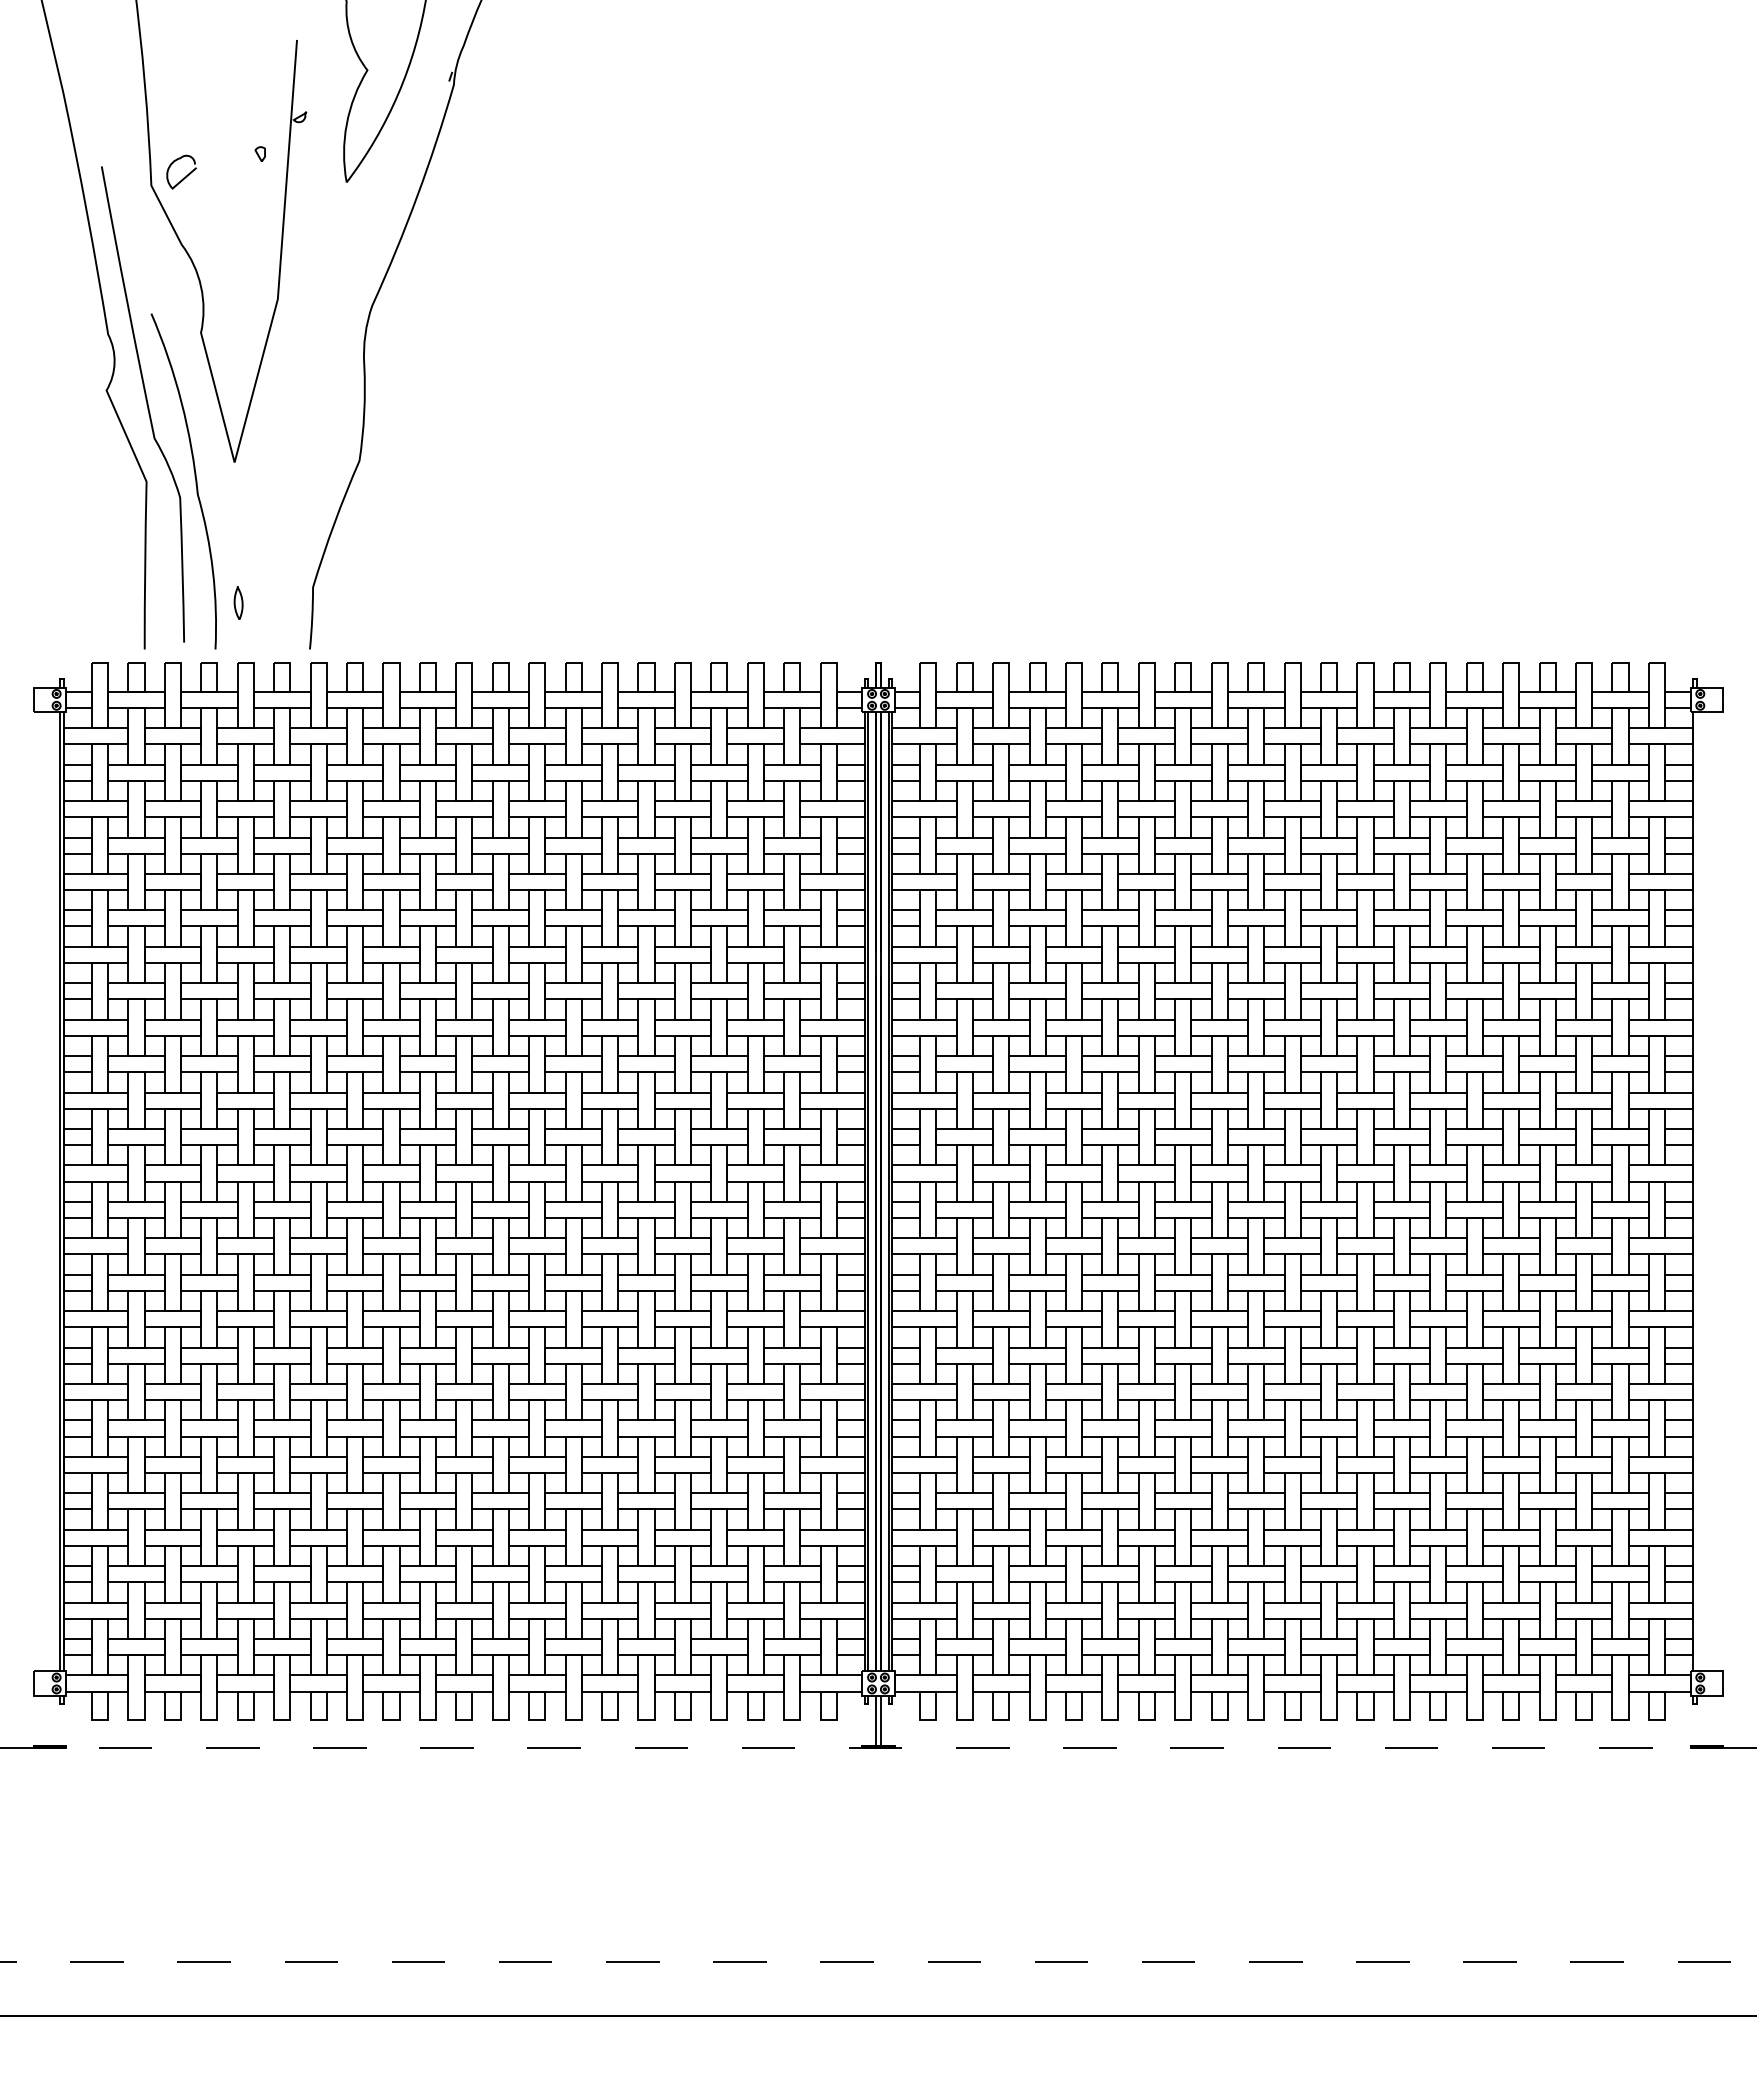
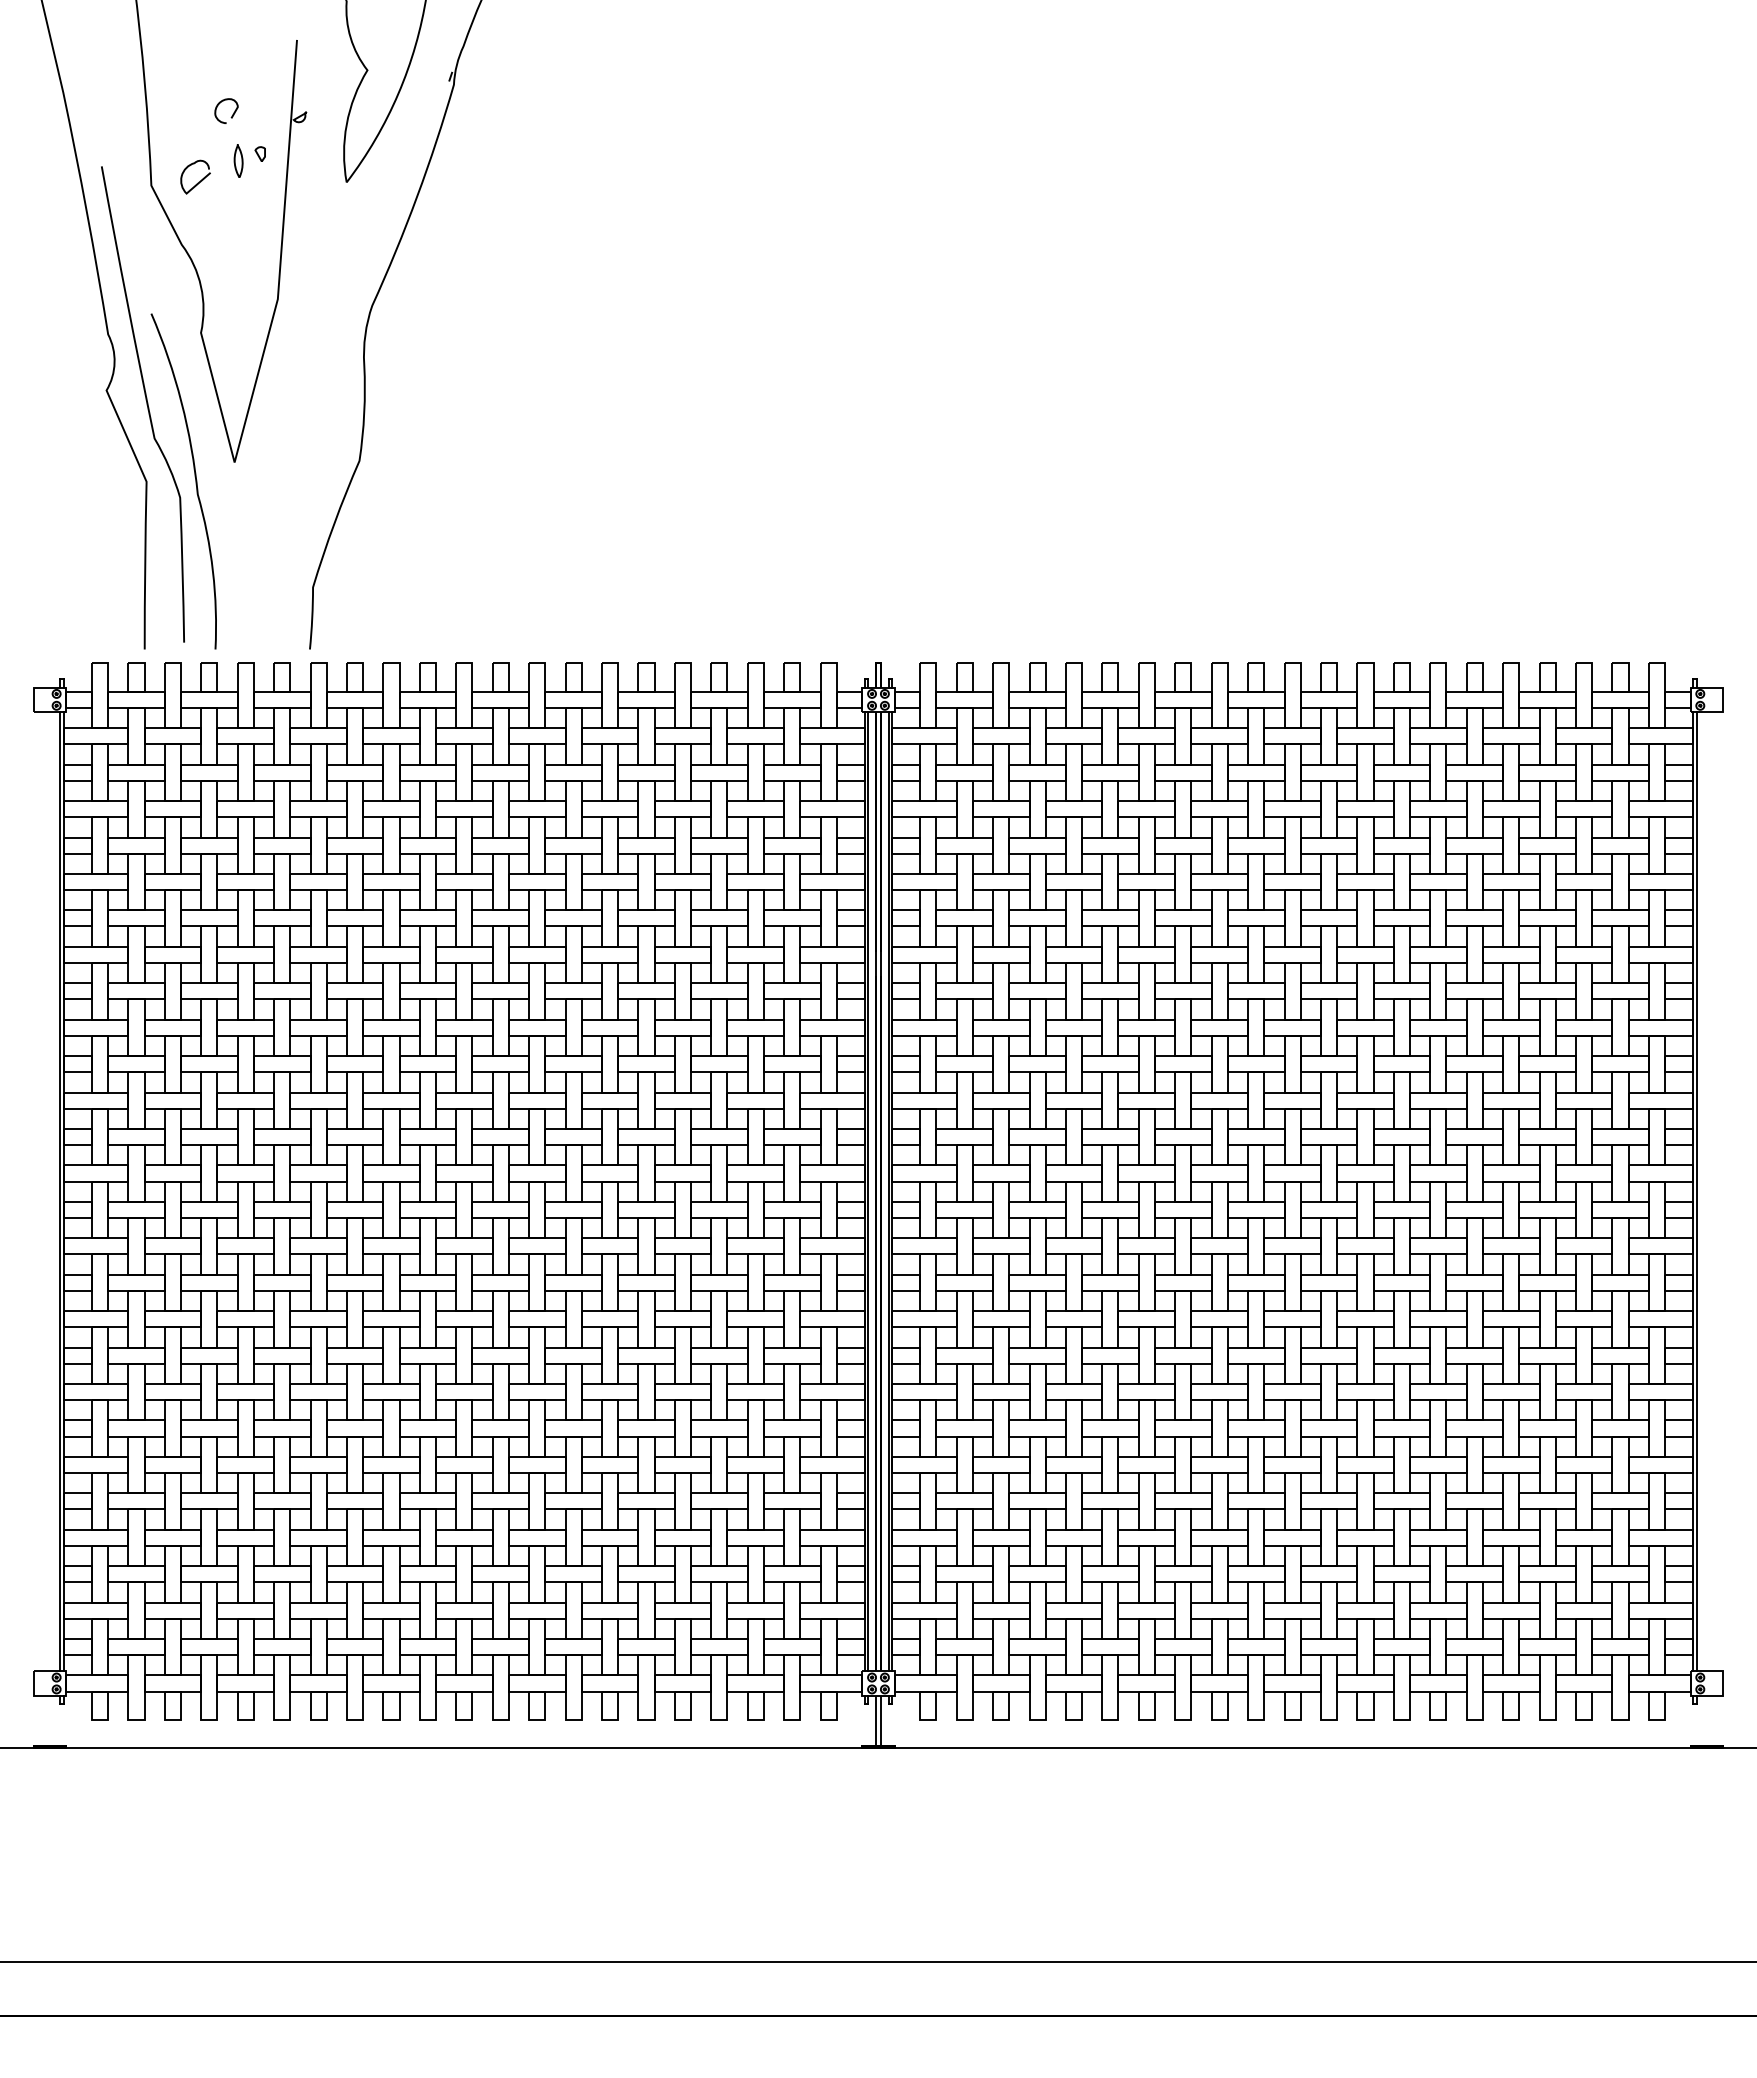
curve: none -> present (232, 114)
curve position: (183, 177) -> (197, 182) (197, 182)
curve position: (235, 602) -> (235, 160) (235, 160)
line: none -> present (1696, 1191)
line: dashed -> solid (879, 1747)
line: dashed -> solid (877, 1962)
